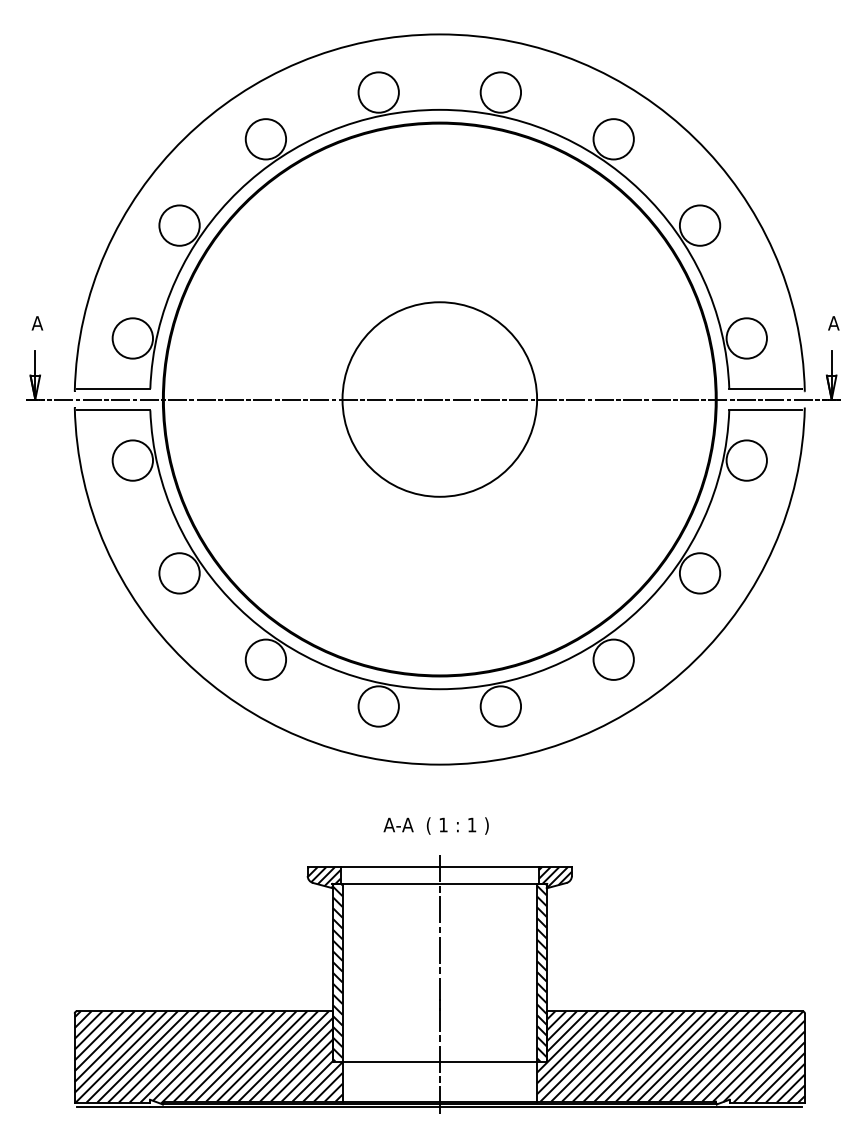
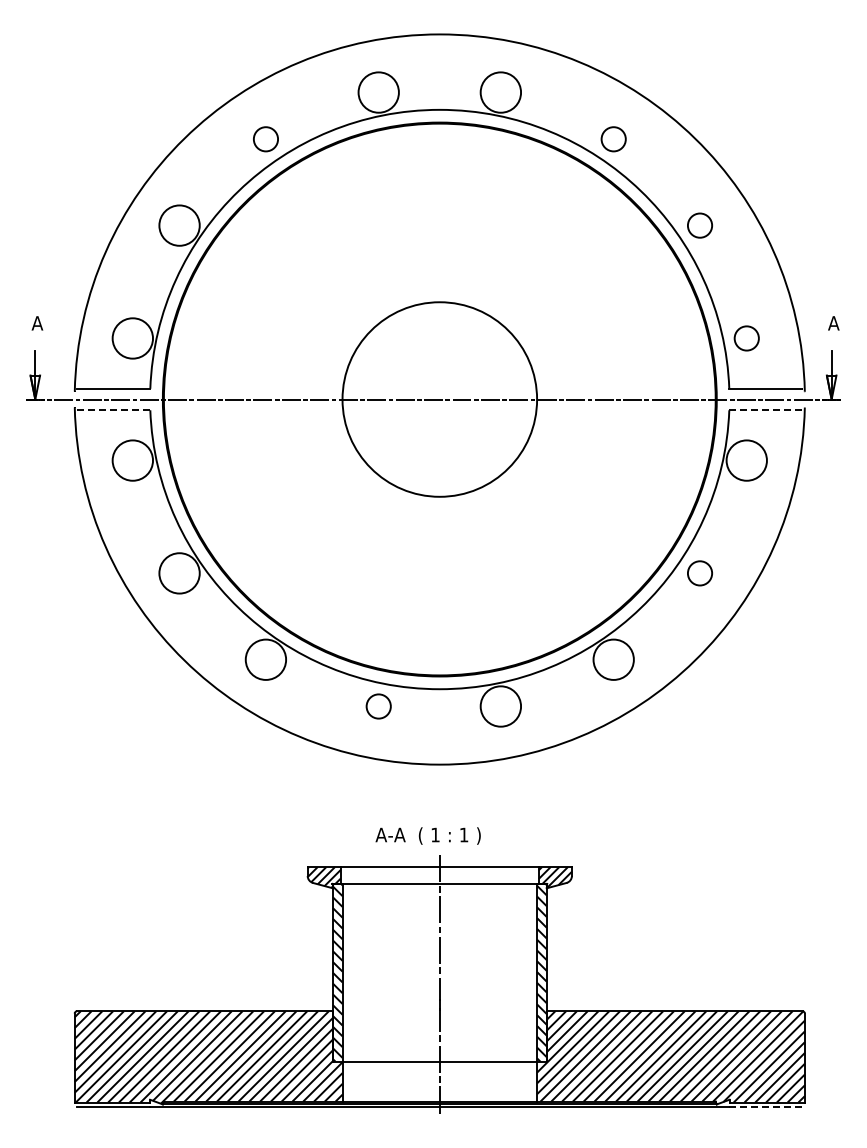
circle diameter: 40 px -> 24 px (265, 139)
circle diameter: 40 px -> 24 px (613, 139)
circle diameter: 40 px -> 24 px (699, 225)
circle diameter: 40 px -> 24 px (746, 338)
line: solid -> dashed (113, 410)
line: solid -> dashed (765, 410)
circle diameter: 40 px -> 24 px (699, 573)
circle diameter: 40 px -> 24 px (378, 706)
text position: (435, 825) -> (427, 835) (427, 835)
line: solid -> dashed (765, 1107)
